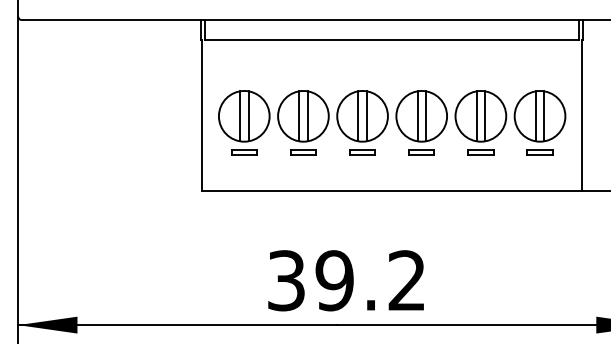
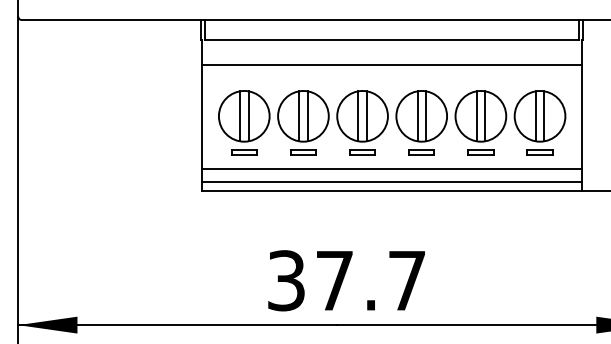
line: none -> present (392, 64)
line: none -> present (392, 168)
line: none -> present (392, 182)
text: 39.2 -> 37.7 (369, 280)
